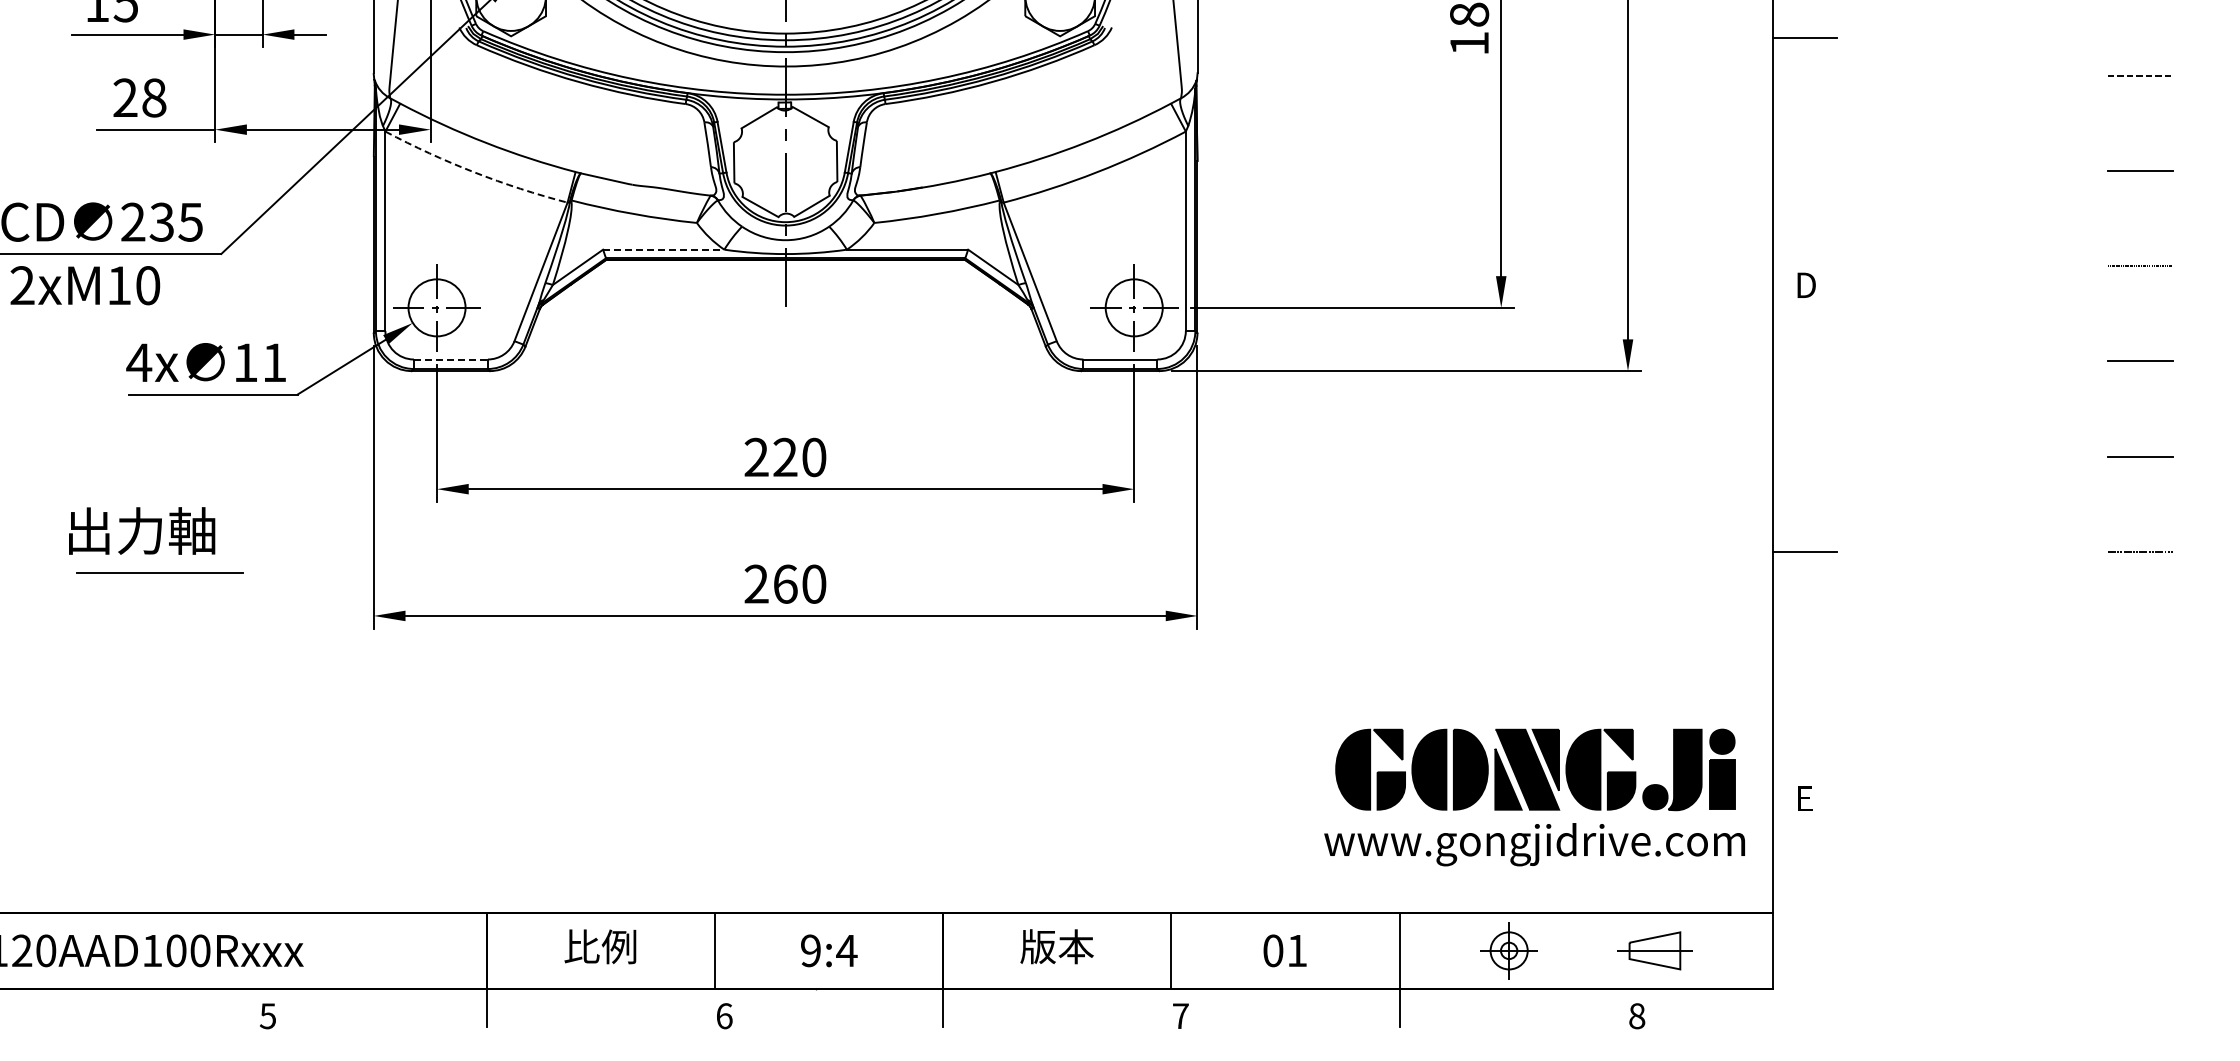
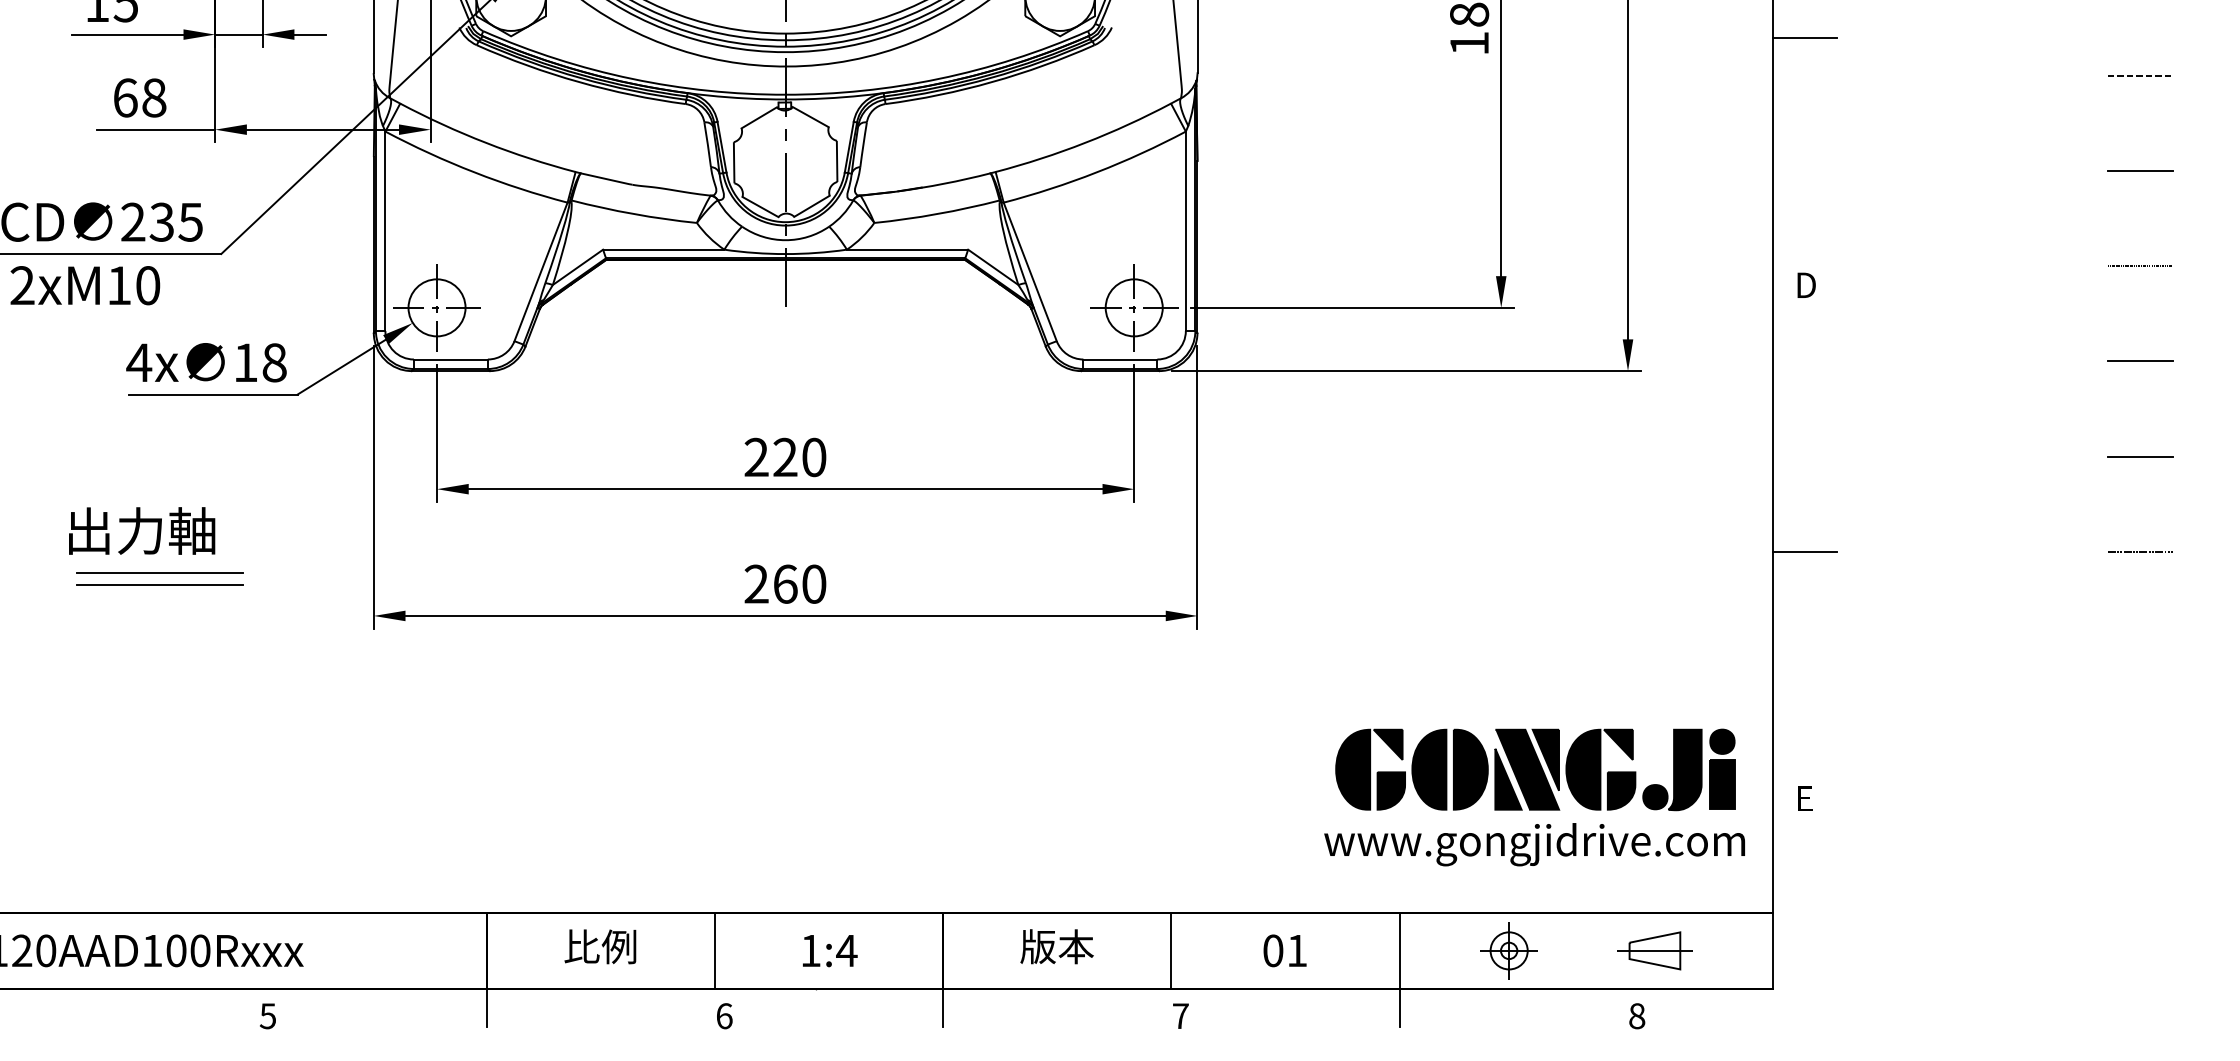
text: 28 -> 68 (125, 97)
arc: dashed -> solid (474, 172)
line: dashed -> solid (663, 249)
line: dashed -> solid (450, 359)
text: 11 -> 18 (274, 362)
line: none -> present (160, 585)
text: 9:4 -> 1:4 (810, 950)
